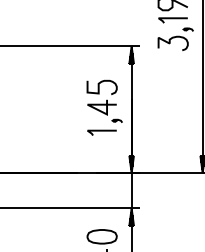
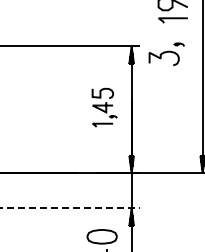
part position: (175, 39) -> (166, 54) (166, 54)
part size: 37x57 px -> 27x41 px (104, 107)
line: solid -> dashed (70, 208)
